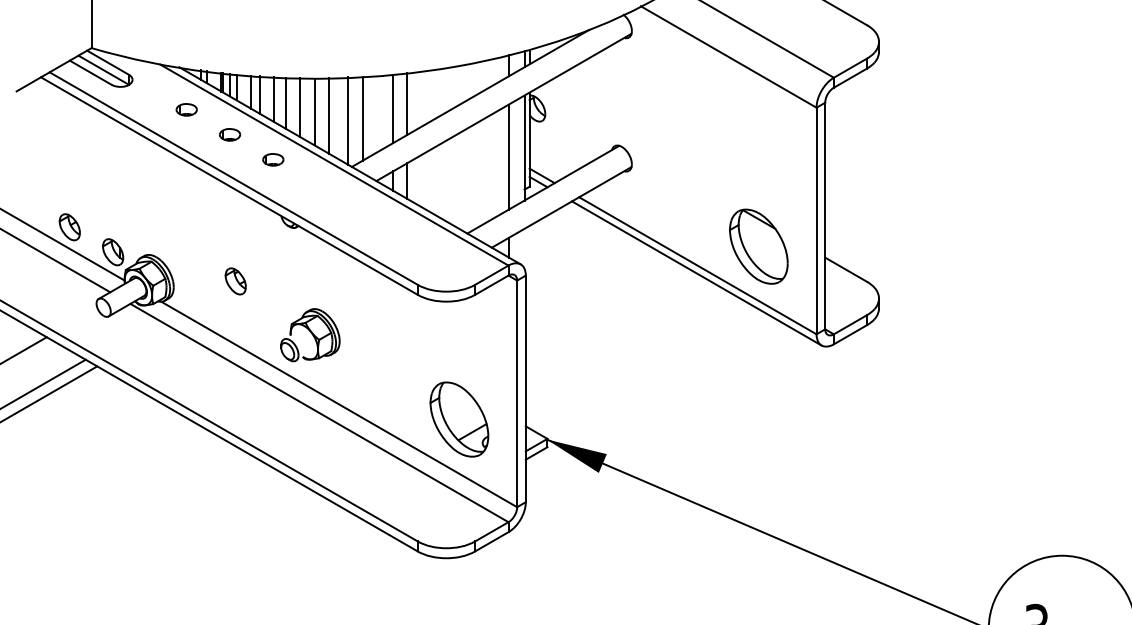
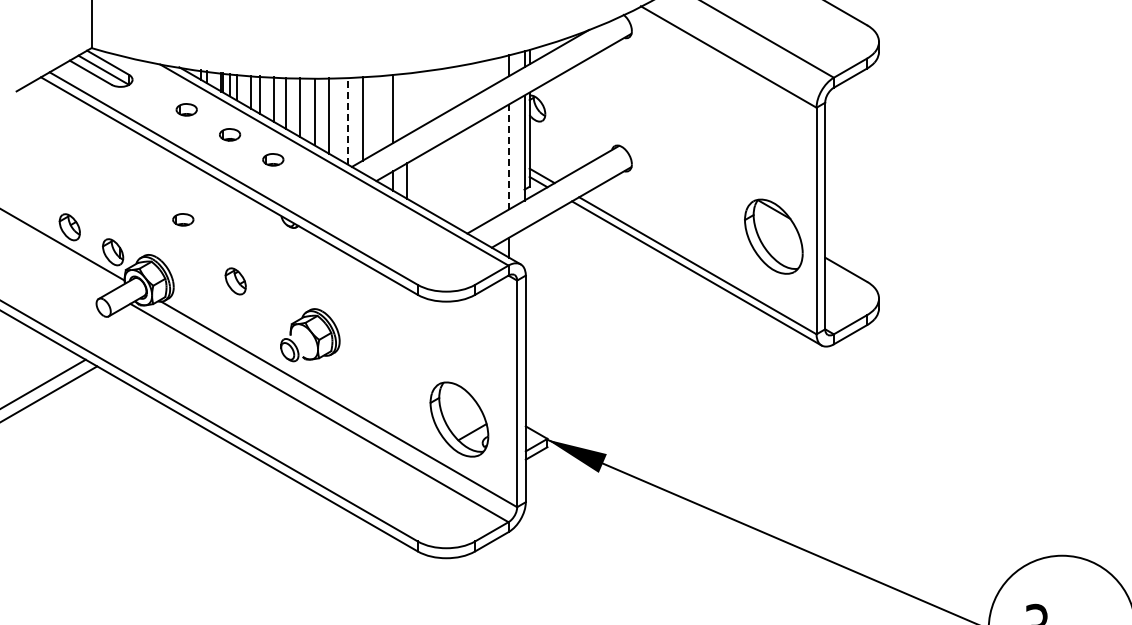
line: present -> none (407, 103)
line: solid -> dashed (348, 121)
line: solid -> dashed (508, 157)
part: none -> present (183, 219)
part position: (758, 246) -> (773, 236) (773, 236)
line: present -> none (56, 261)
line: present -> none (24, 349)
